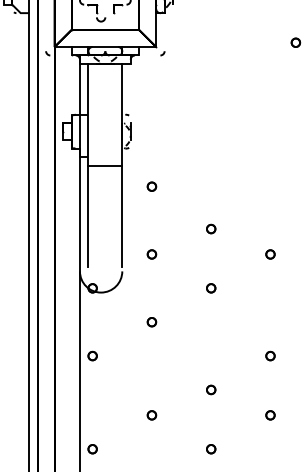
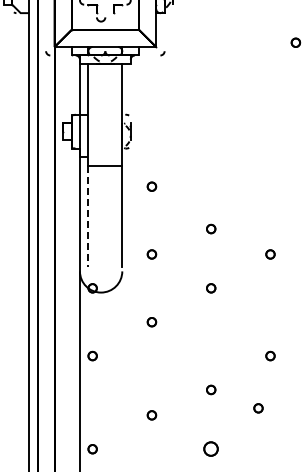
line: solid -> dashed (88, 216)
part position: (270, 415) -> (258, 408) (258, 408)
part size: 11x11 px -> 16x16 px (210, 448)
